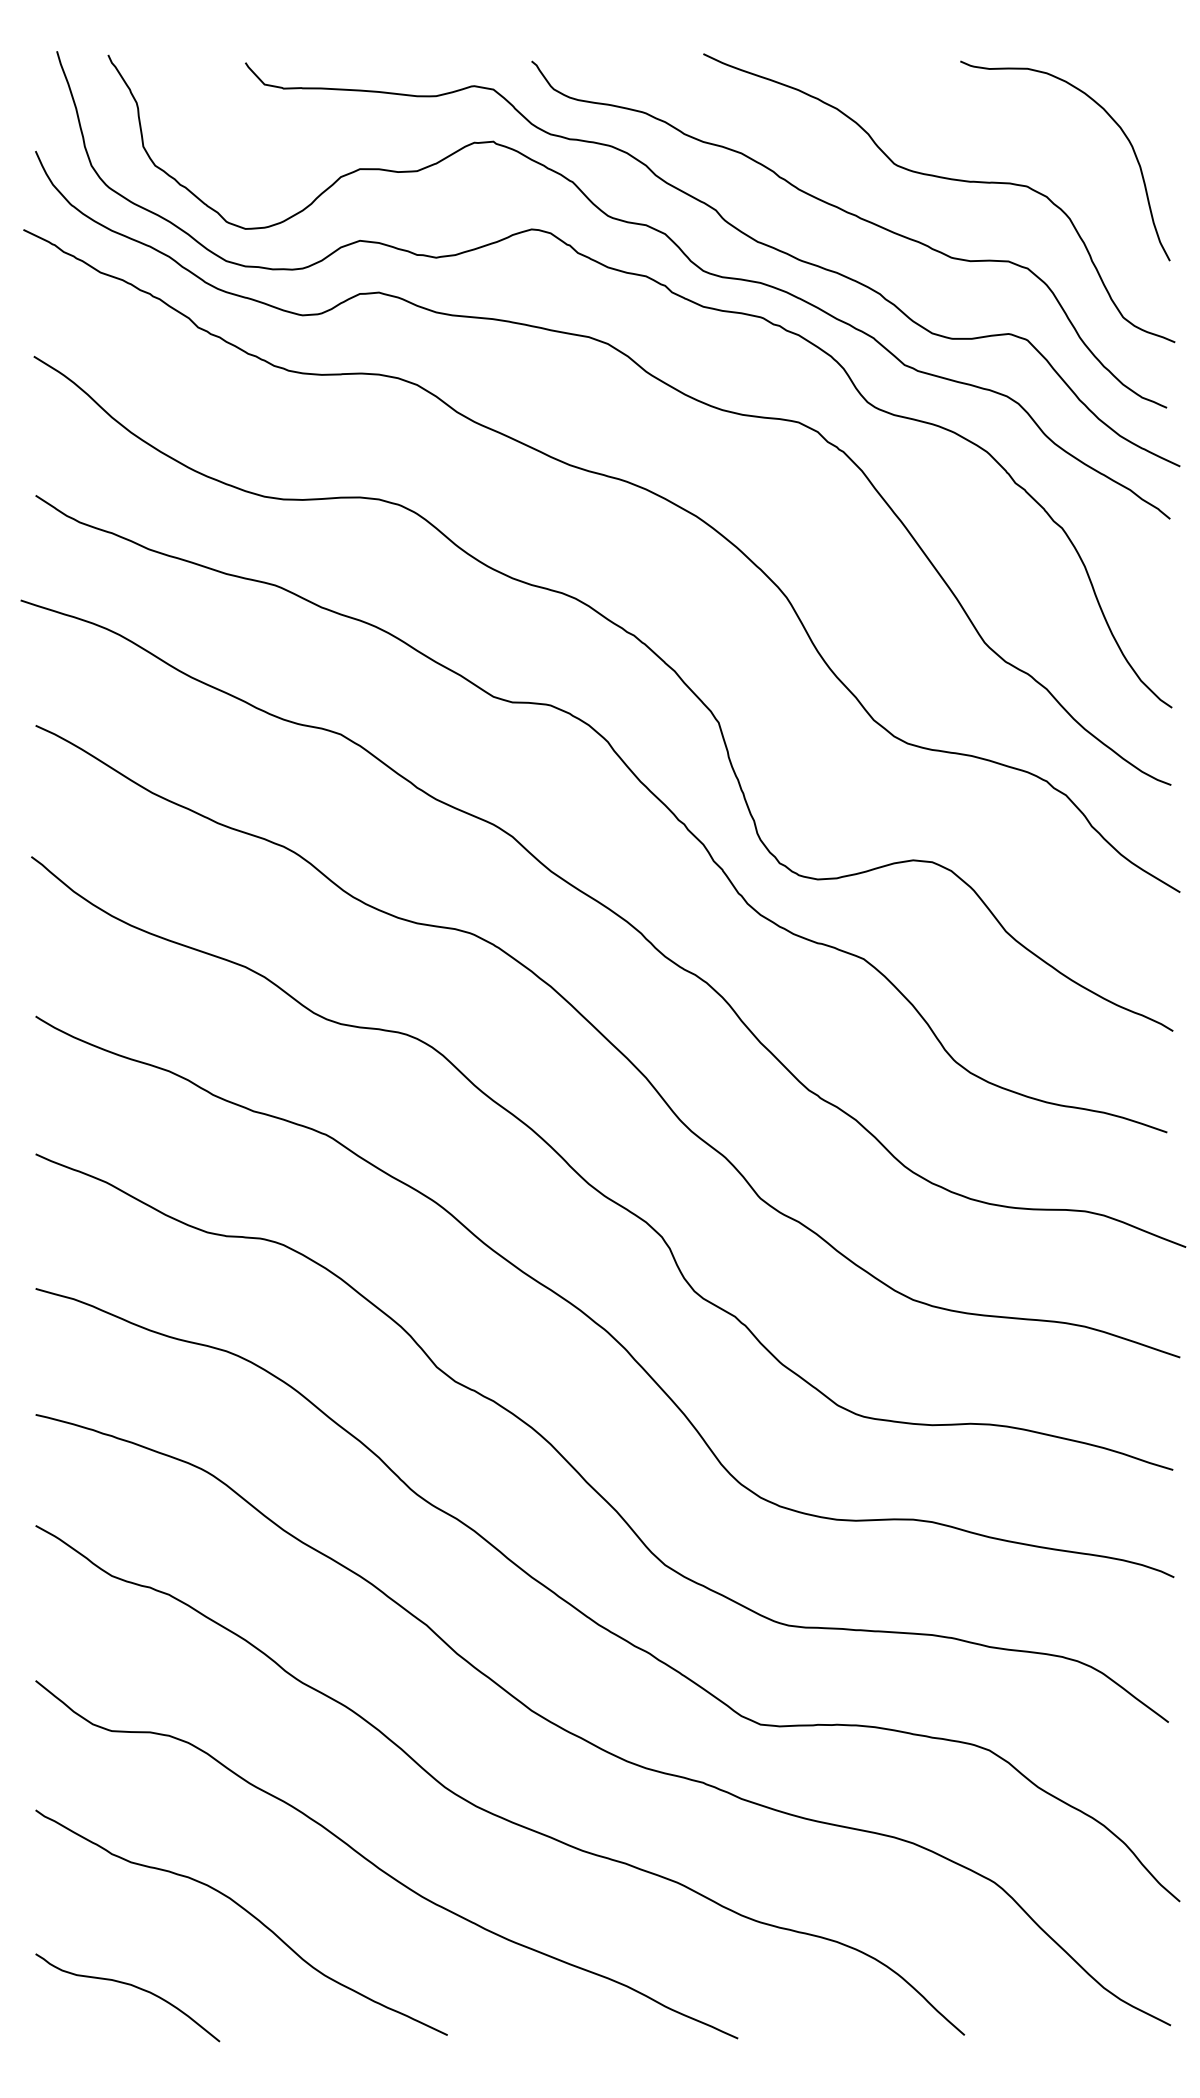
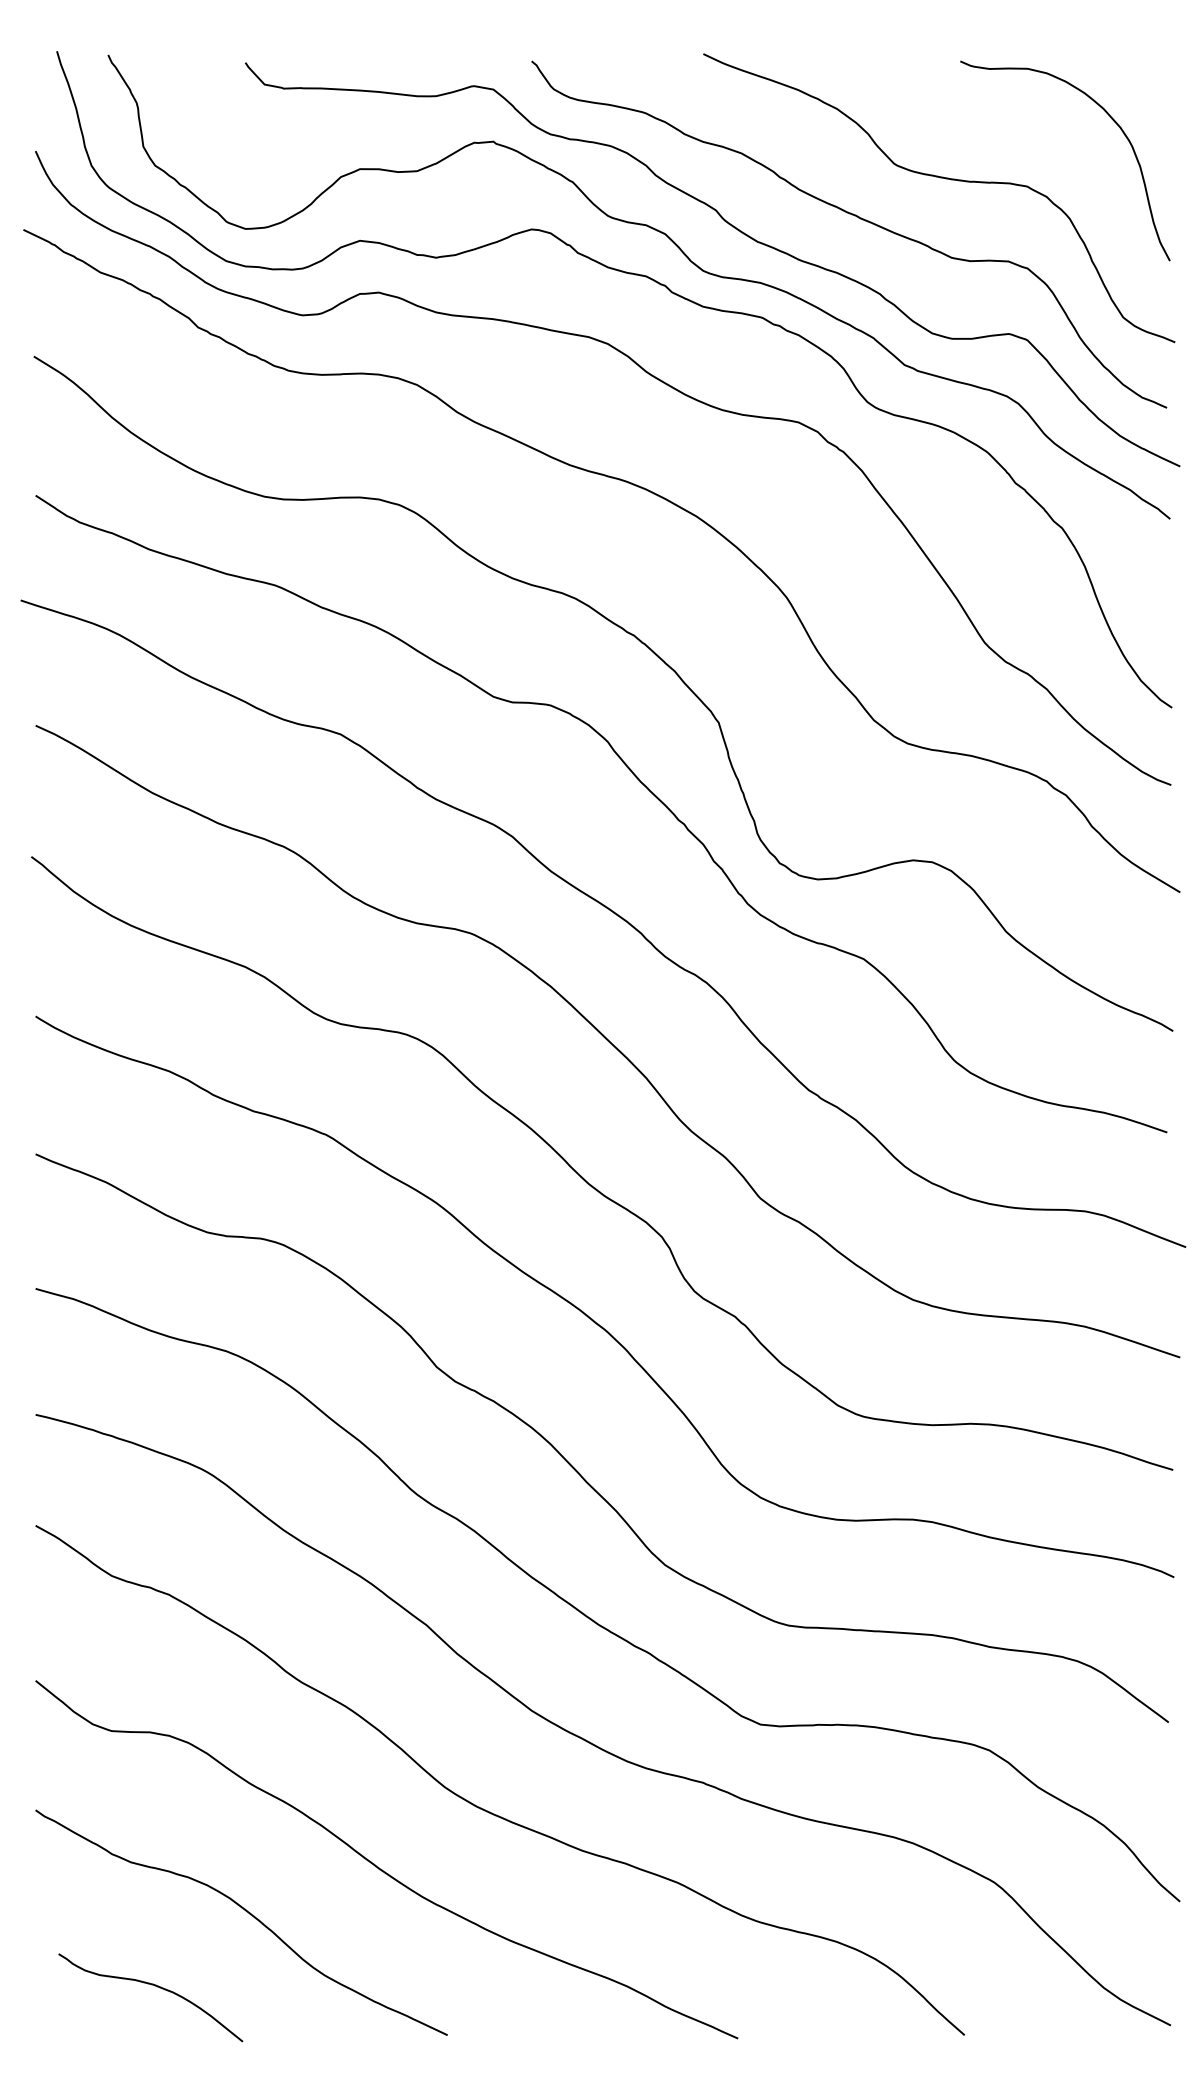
curve position: (128, 1985) -> (151, 1985) (151, 1985)
